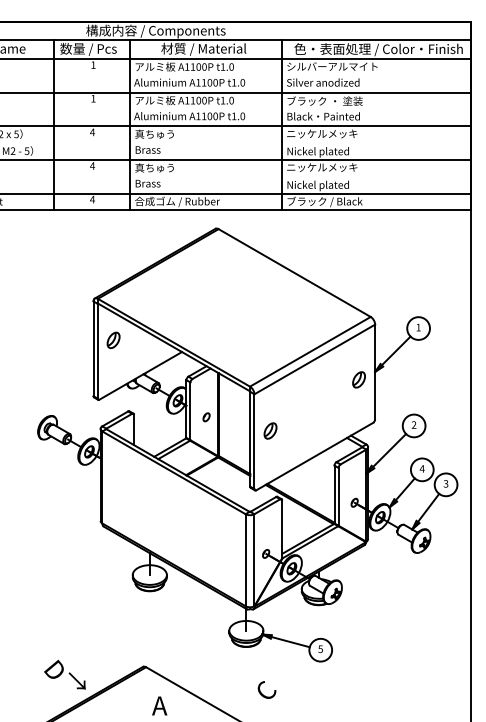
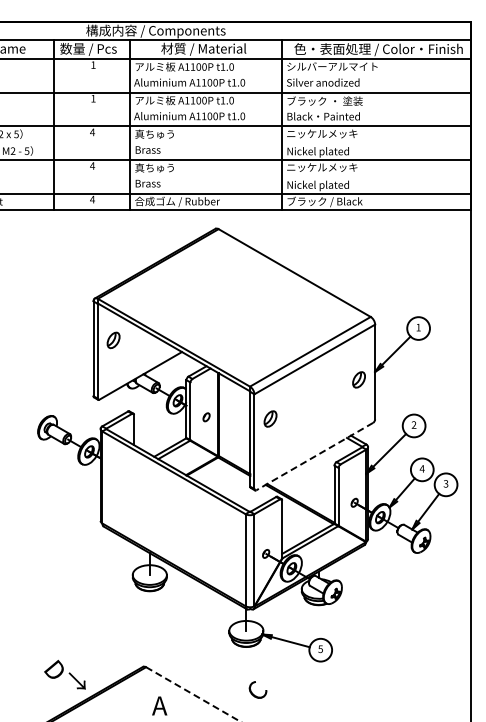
part position: (270, 430) -> (270, 418) (270, 418)
line: solid -> dashed (314, 456)
text position: (266, 689) -> (257, 689) (257, 689)
line: solid -> dashed (193, 694)
